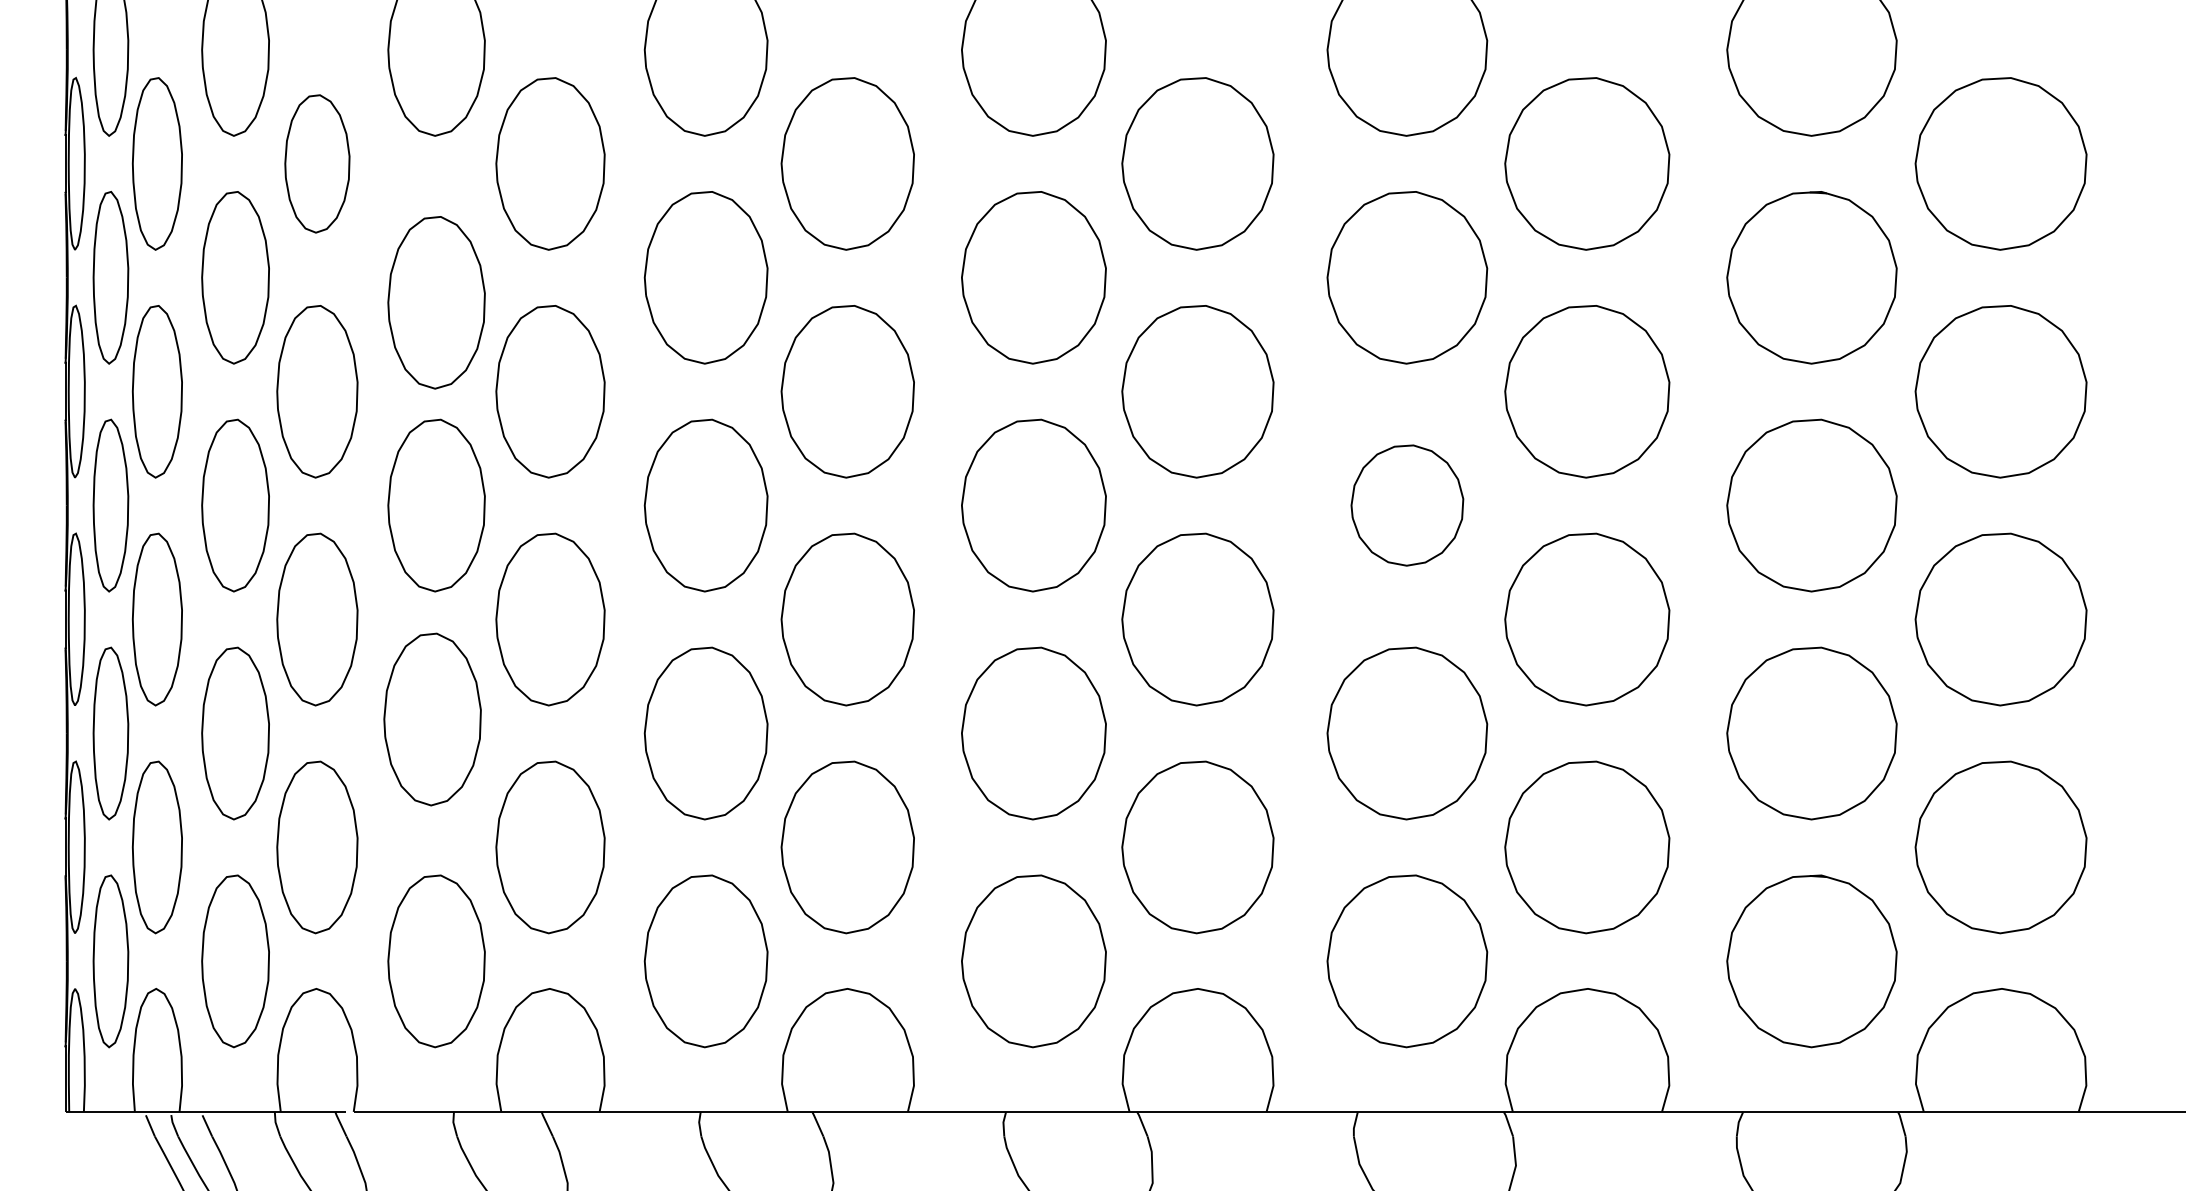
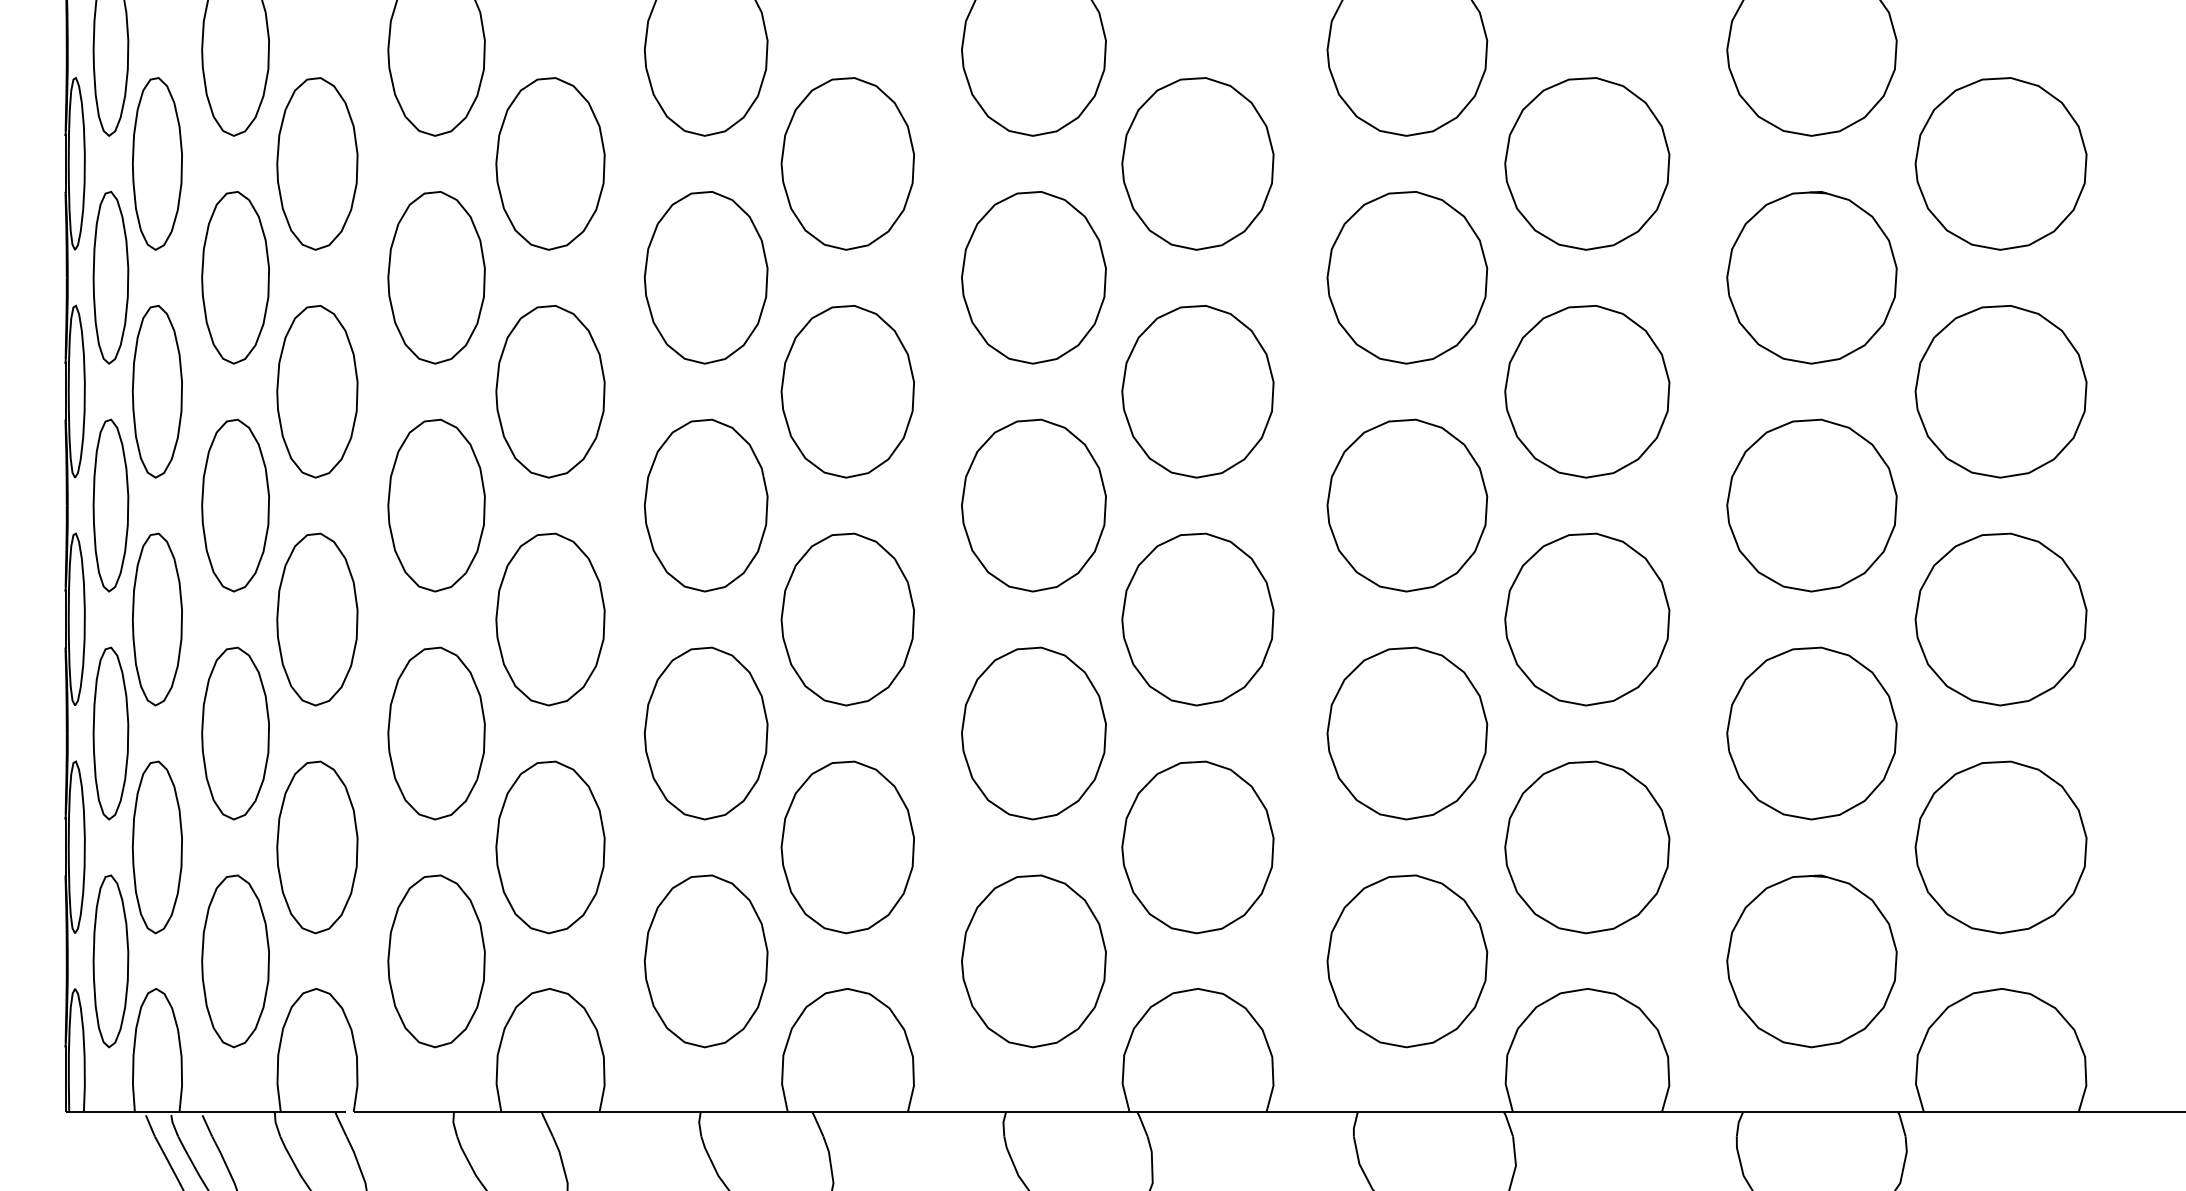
part size: 67x140 px -> 83x174 px (317, 163)
part position: (436, 302) -> (436, 277) (436, 277)
part size: 115x123 px -> 163x175 px (1407, 505)
part position: (432, 719) -> (436, 733) (436, 733)
